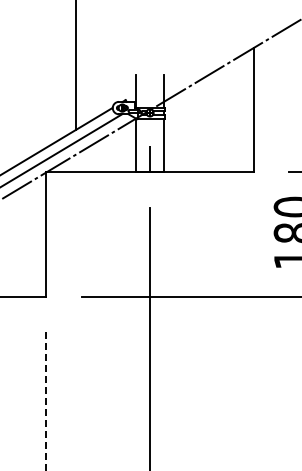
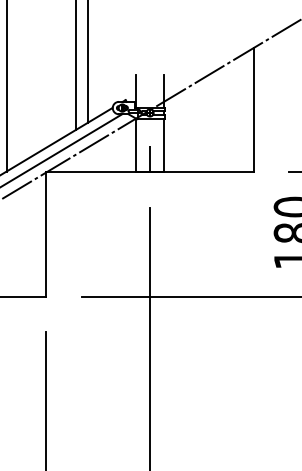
line: none -> present (87, 62)
line: none -> present (6, 86)
line: dashed -> solid (46, 401)
